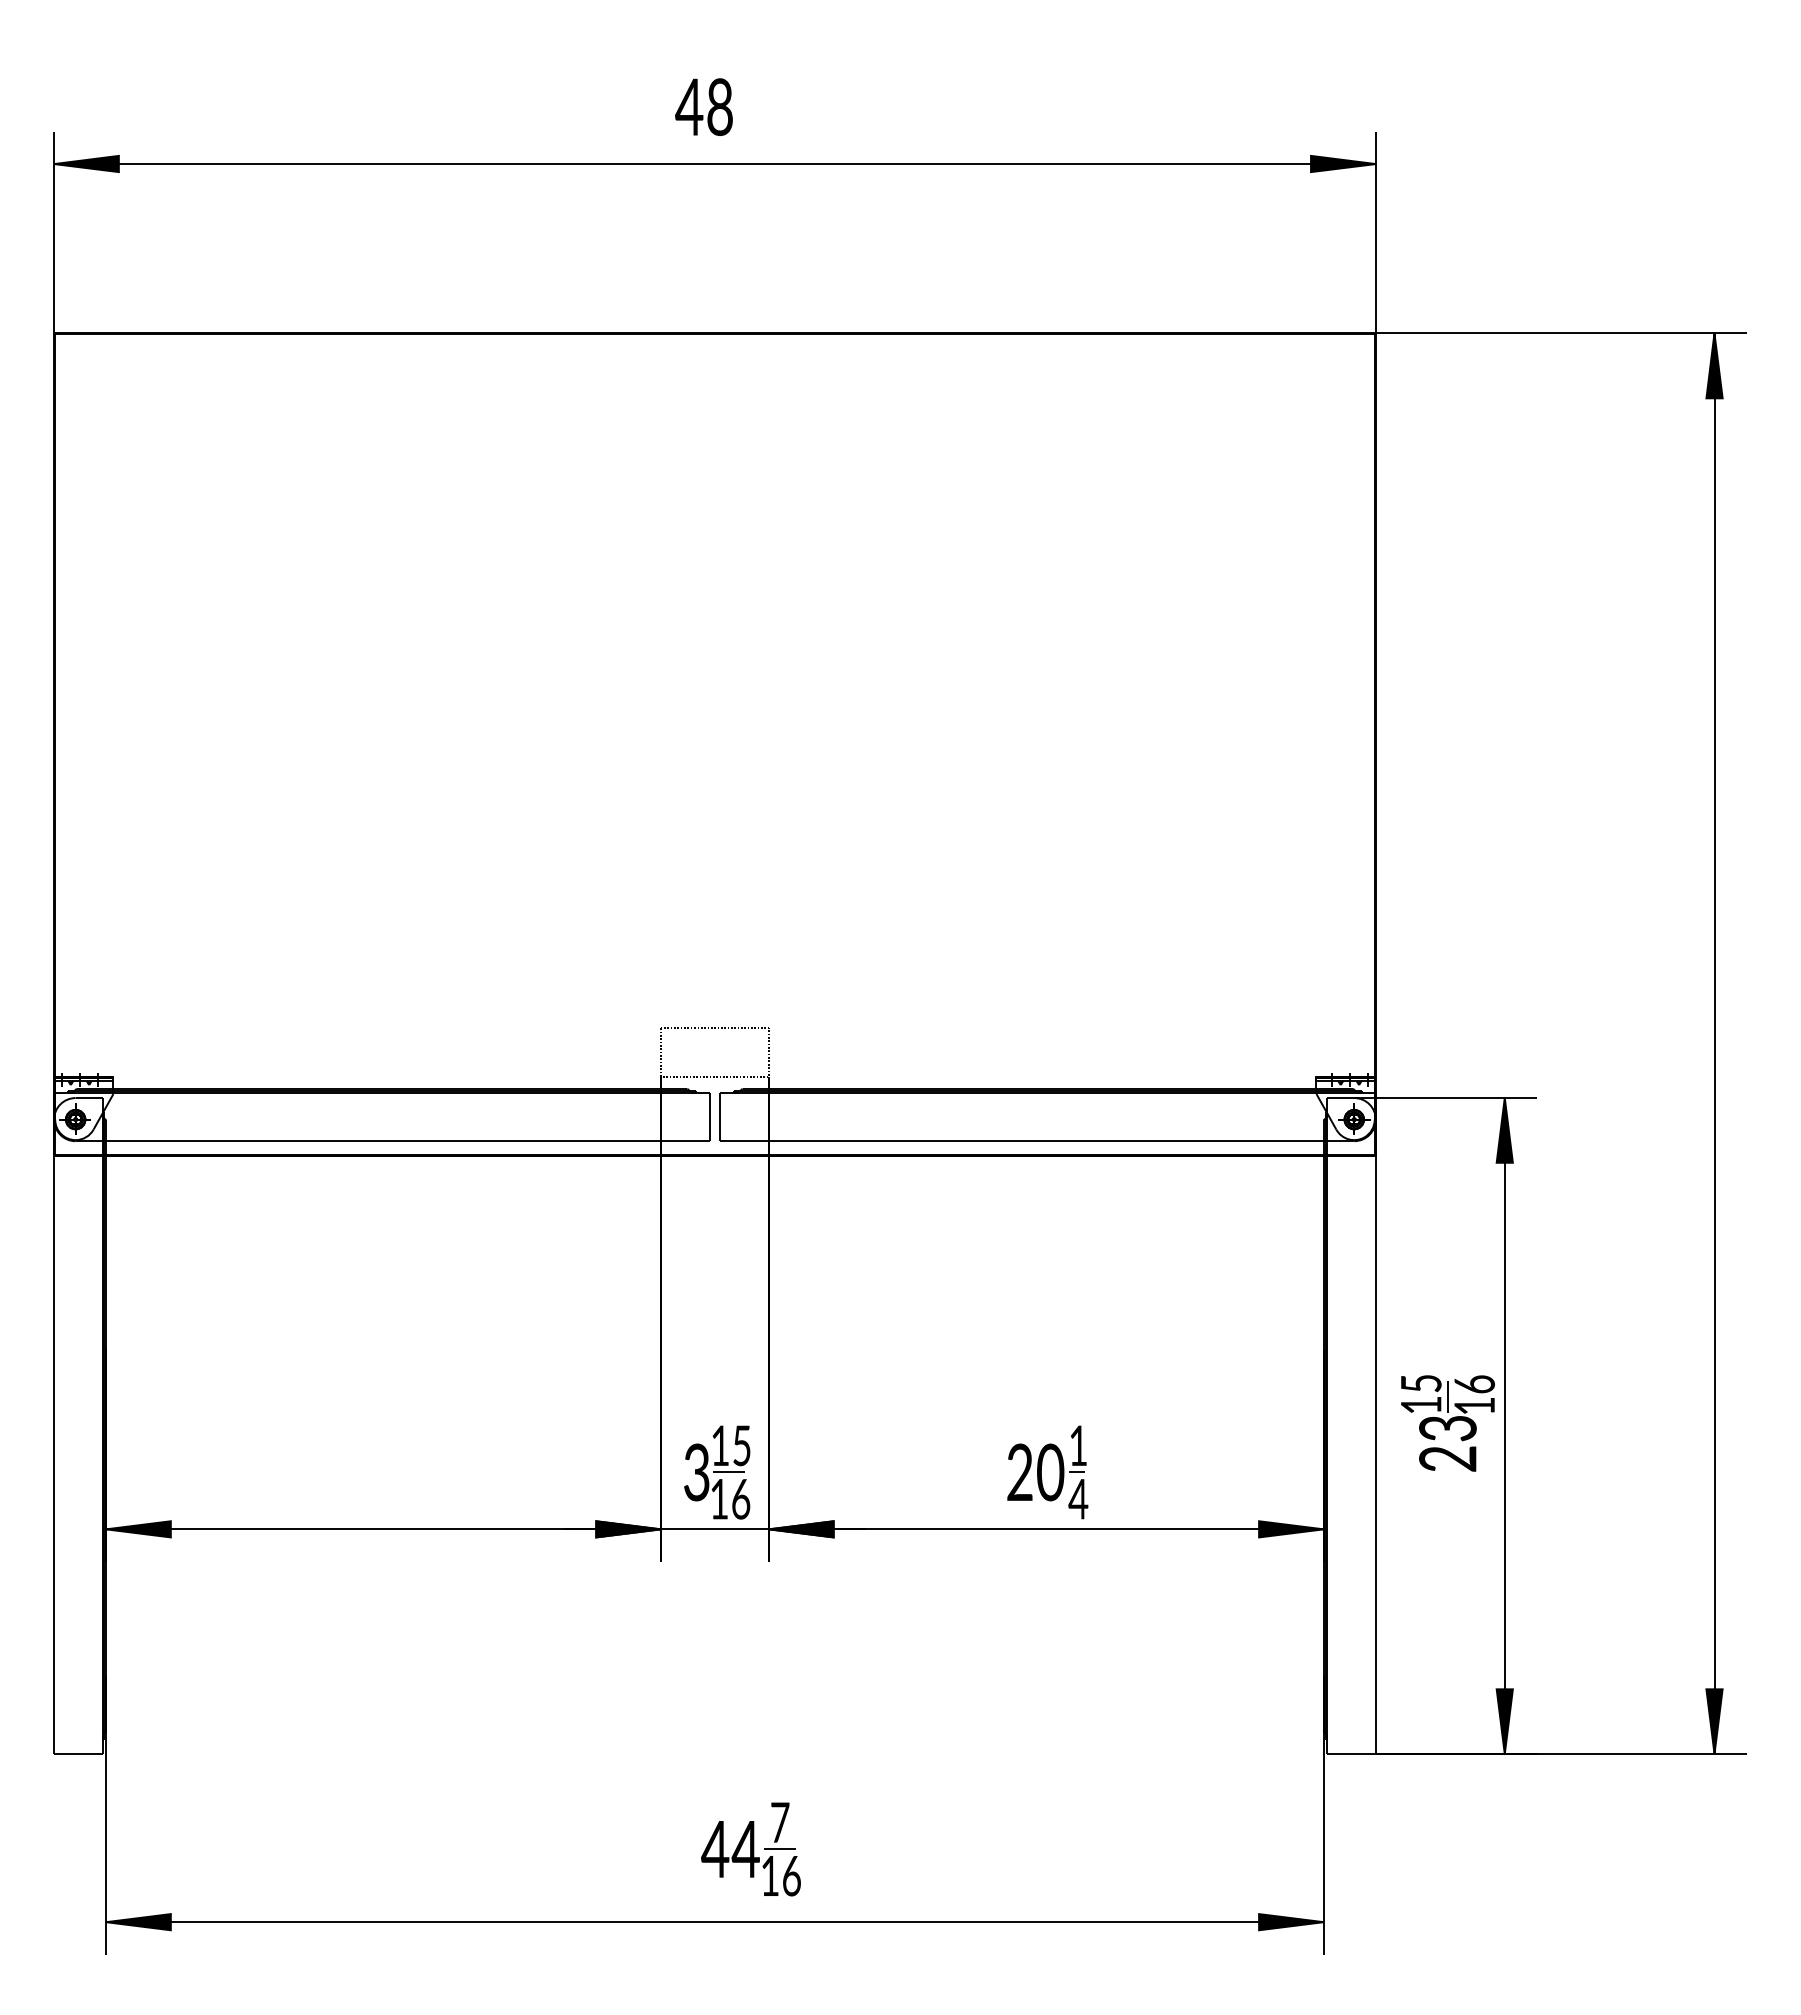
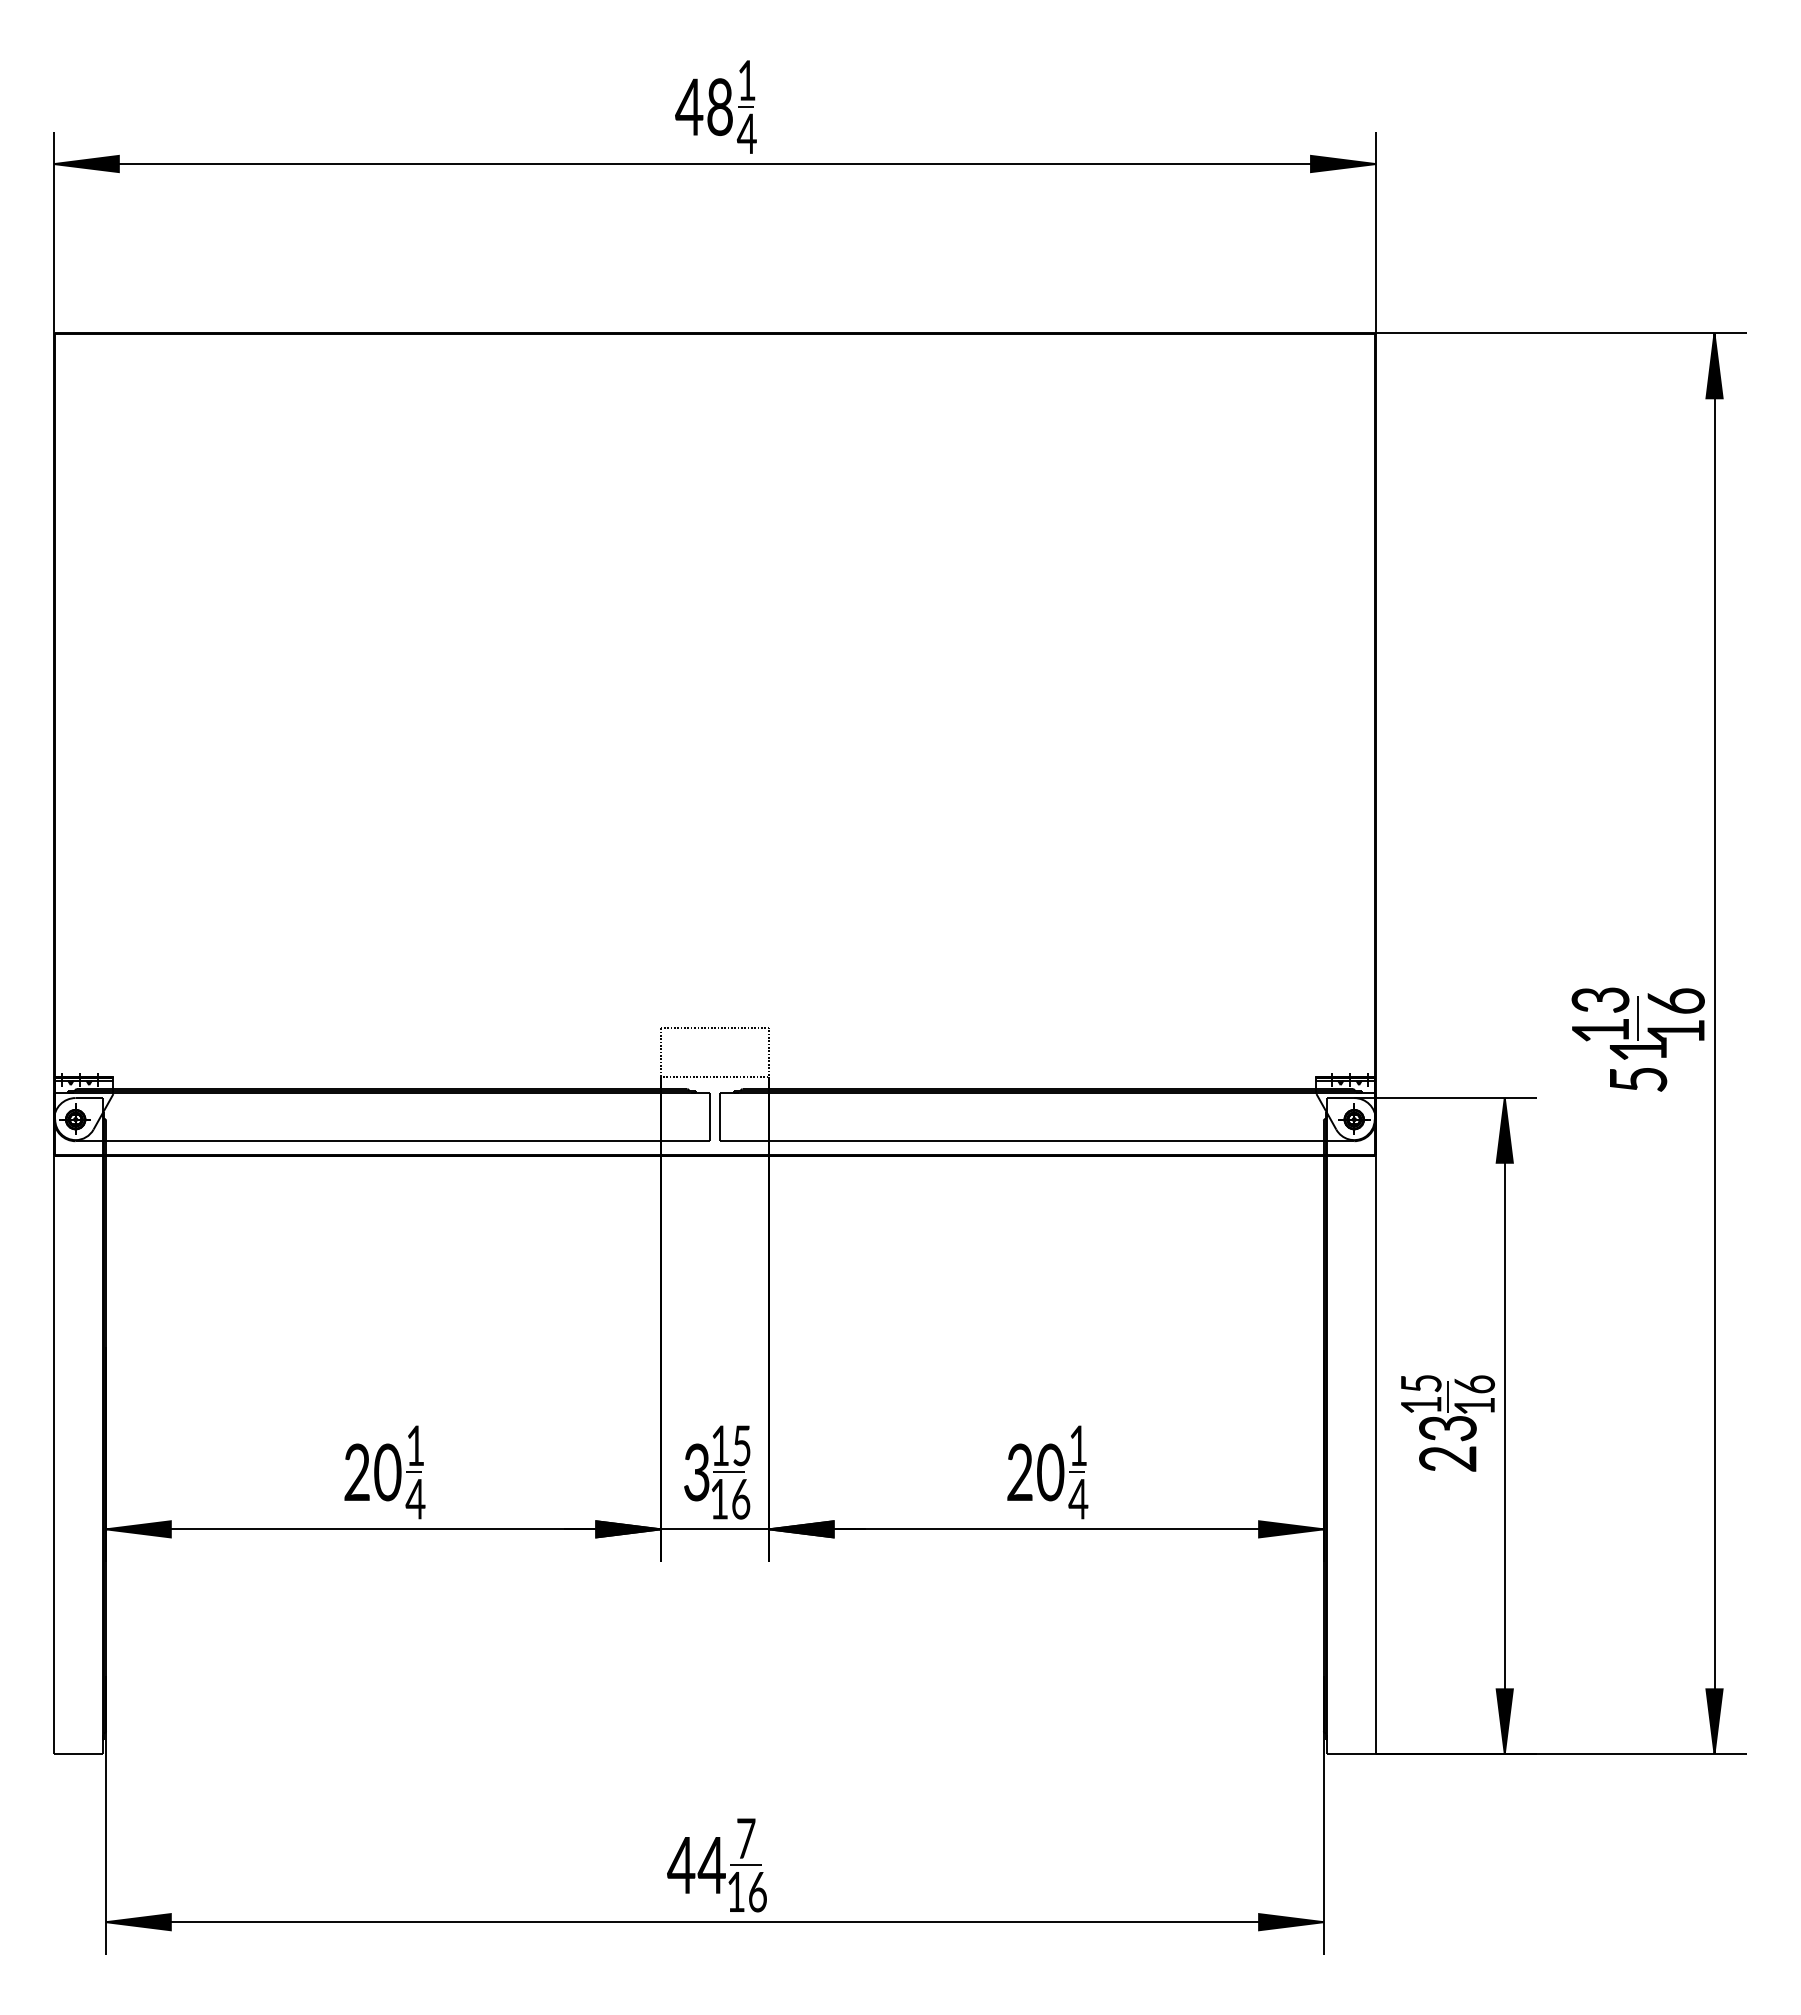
part: none -> present (746, 106)
part: none -> present (1637, 1039)
part: none -> present (384, 1472)
part position: (750, 1849) -> (716, 1865) (716, 1865)
